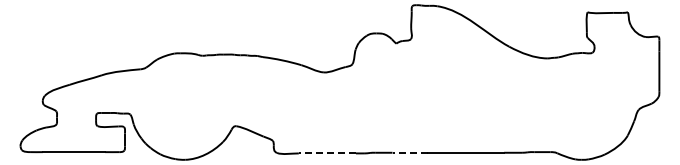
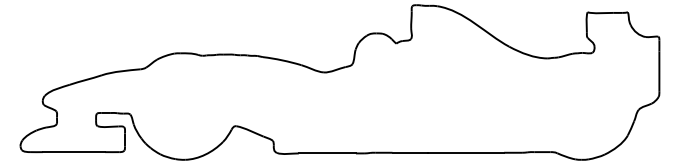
line: dashed -> solid (410, 152)
line: dashed -> solid (327, 153)
